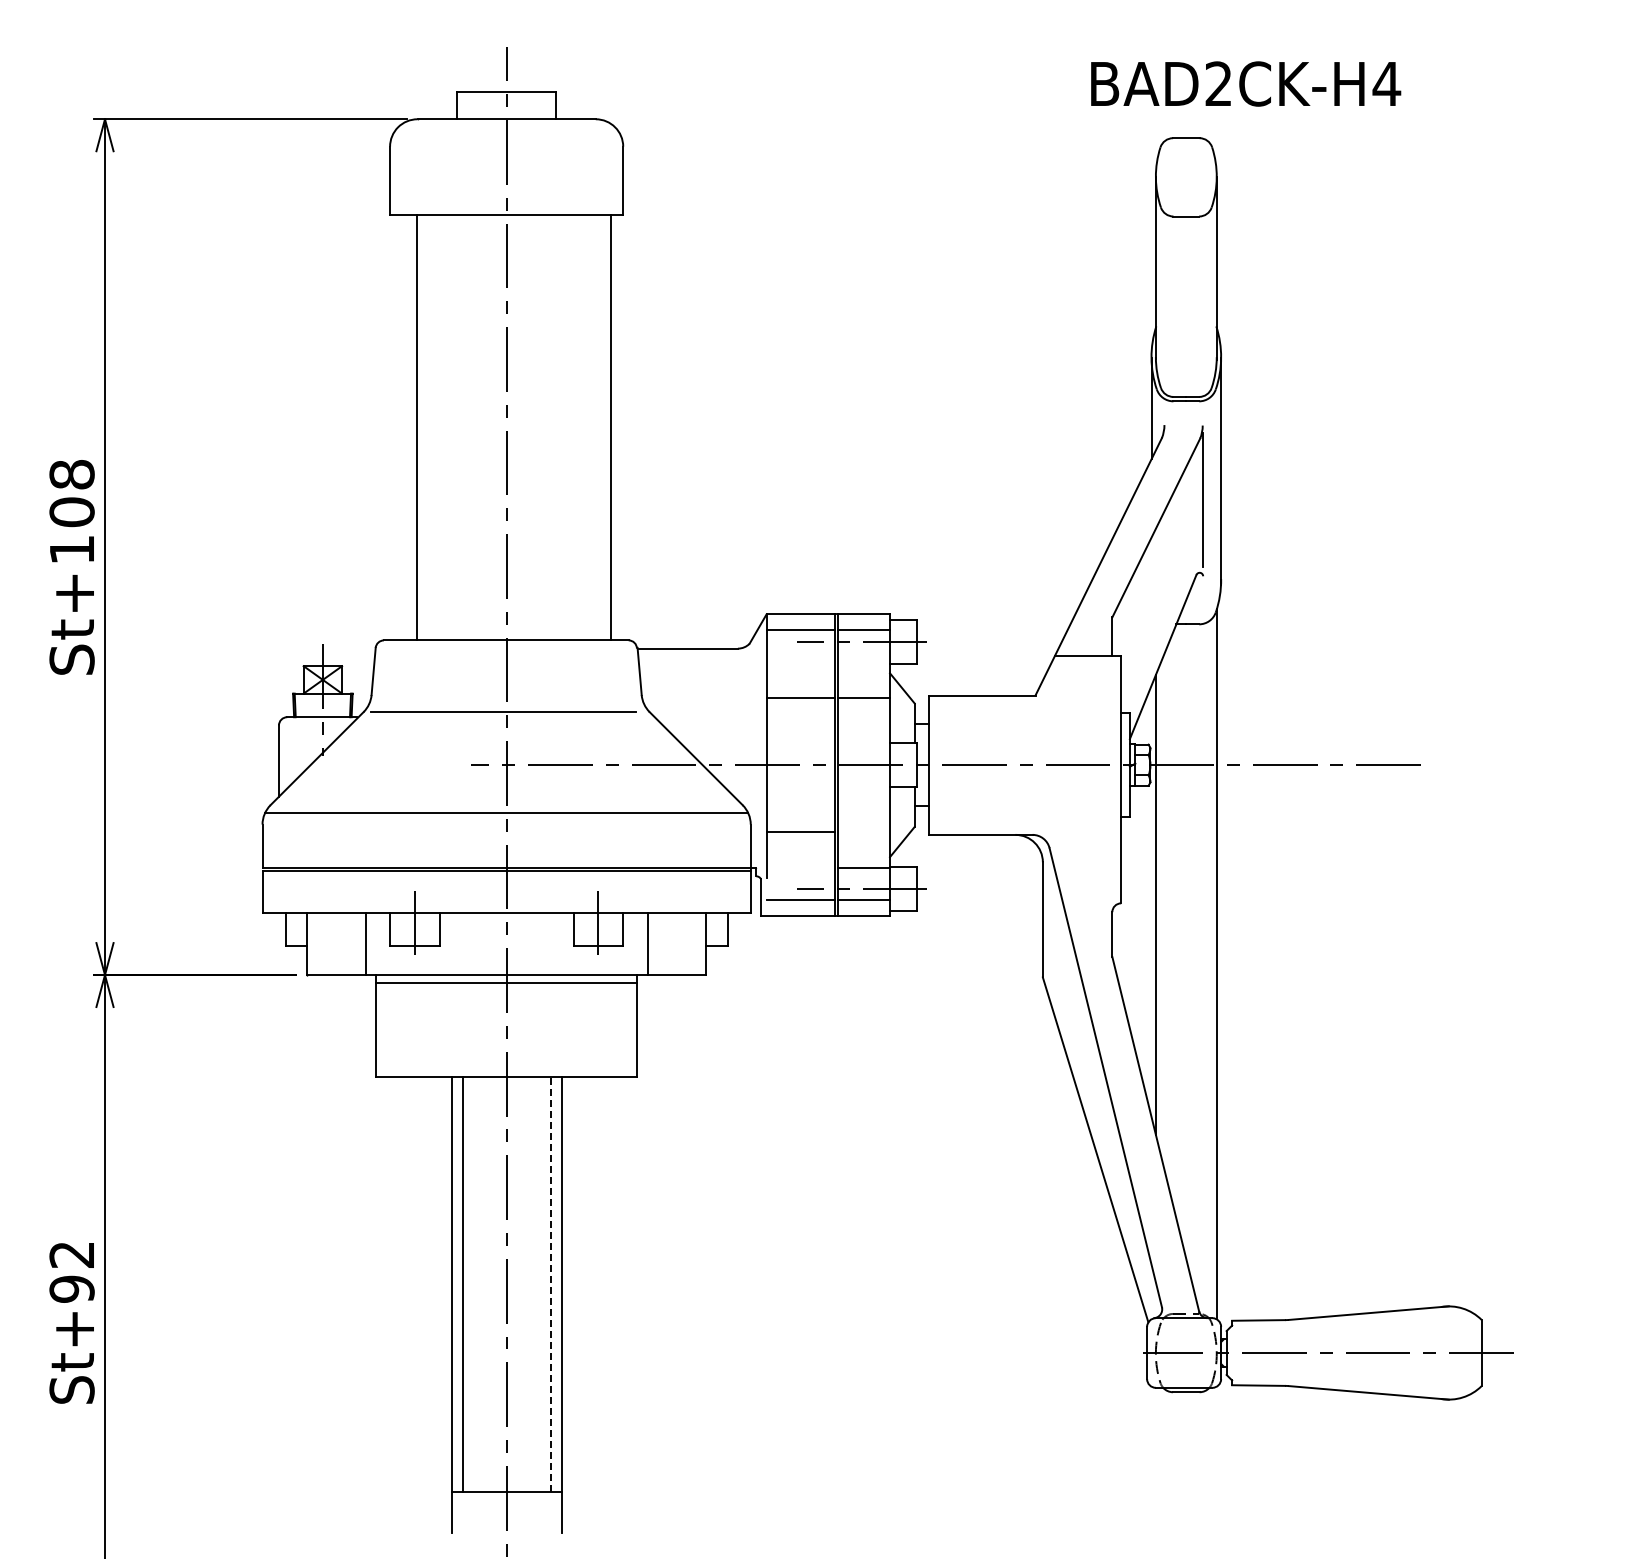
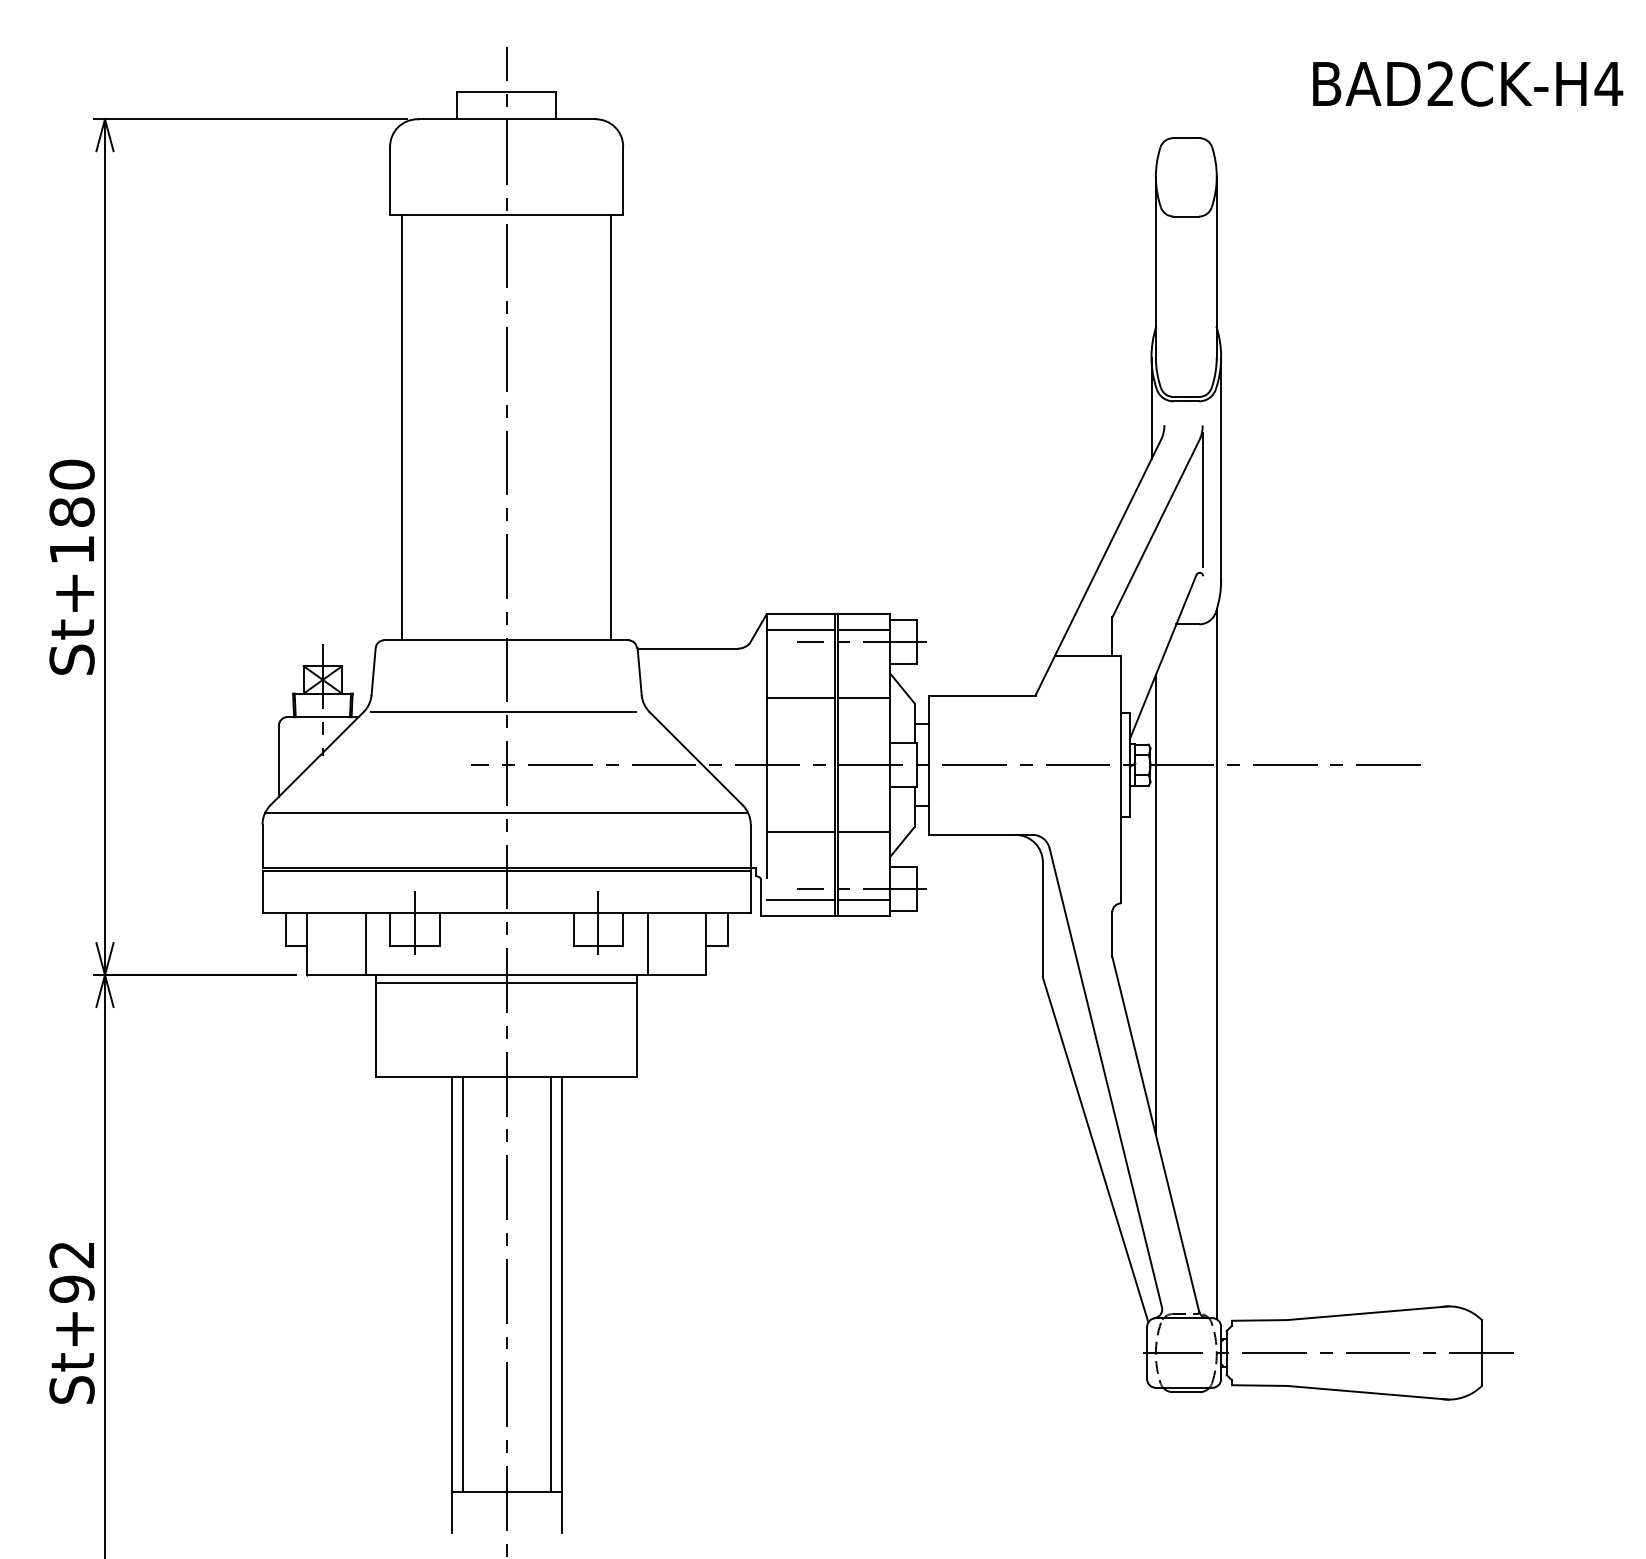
text position: (1246, 83) -> (1468, 83) (1468, 83)
line position: (417, 427) -> (402, 427) (402, 427)
text: St+108 -> St+180 (71, 493)
line position: (863, 868) -> (863, 832) (863, 832)
line: dashed -> solid (550, 1284)
